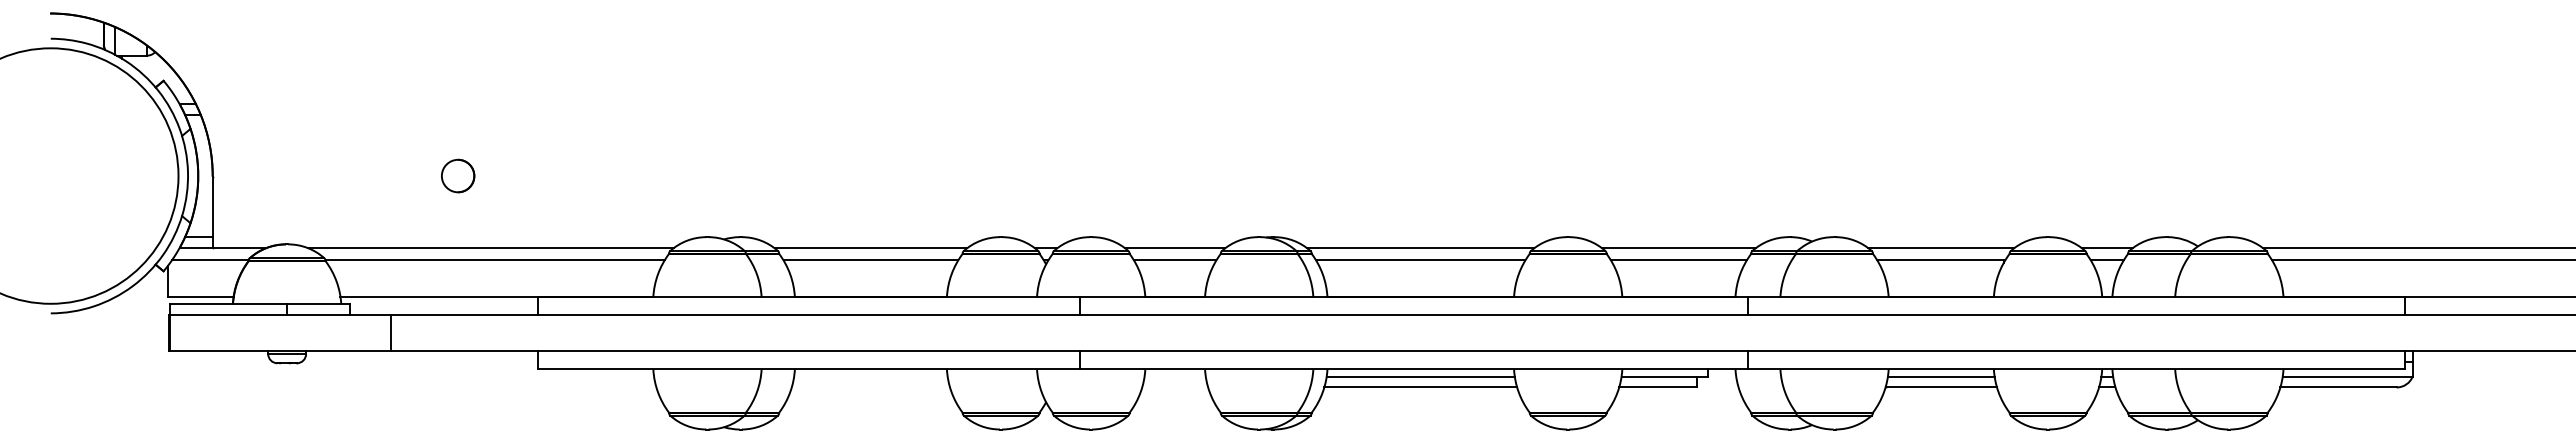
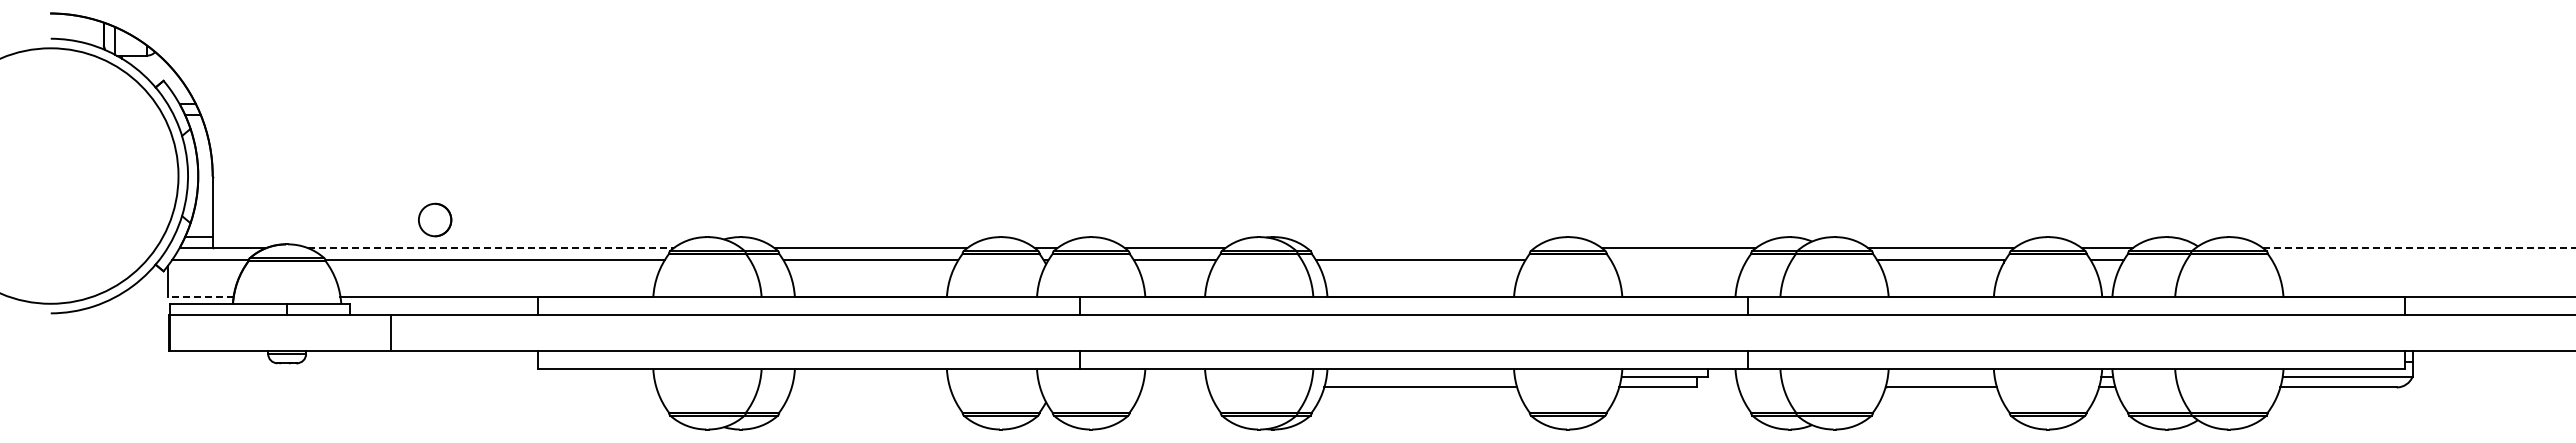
part position: (458, 175) -> (435, 219) (435, 219)
line: solid -> dashed (490, 248)
line: present -> none (1420, 248)
line: solid -> dashed (2419, 248)
line: present -> none (1678, 260)
line: present -> none (2422, 260)
line: solid -> dashed (200, 296)
line: present -> none (1420, 376)
line: present -> none (1940, 376)
